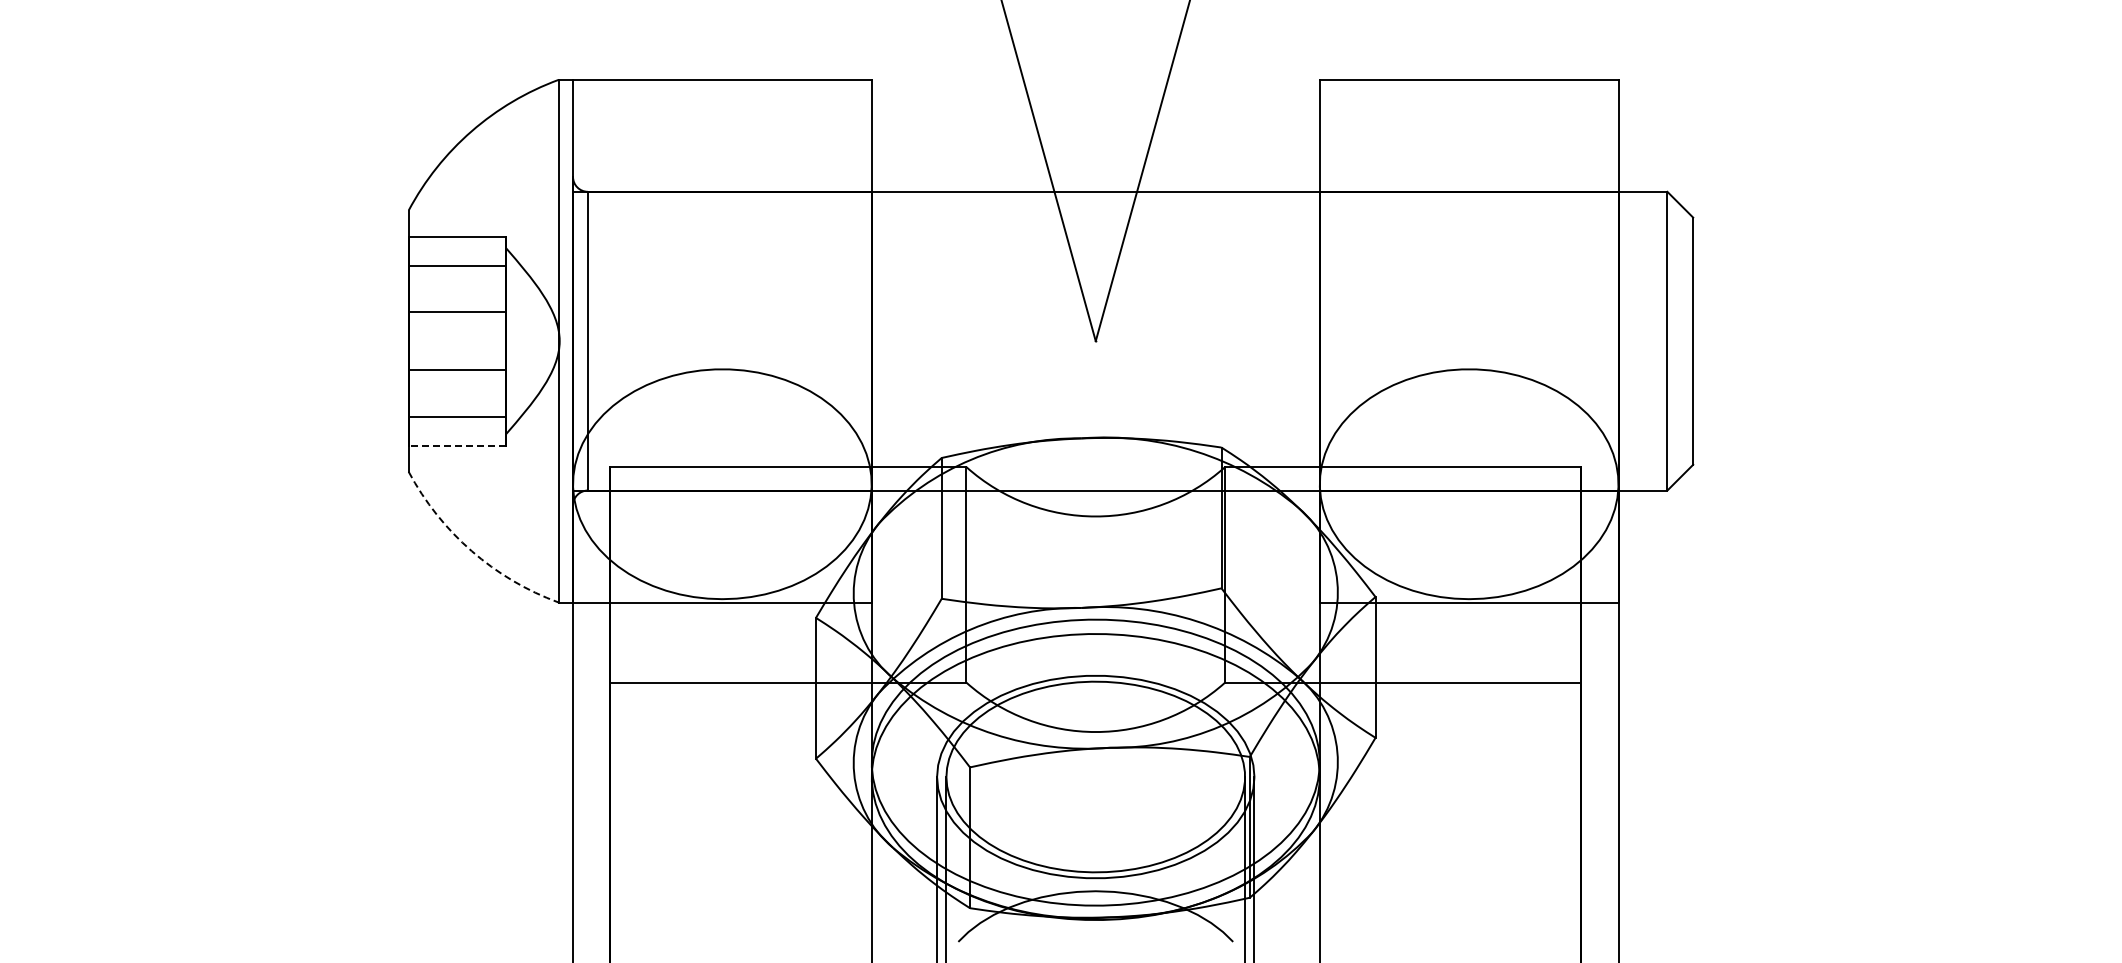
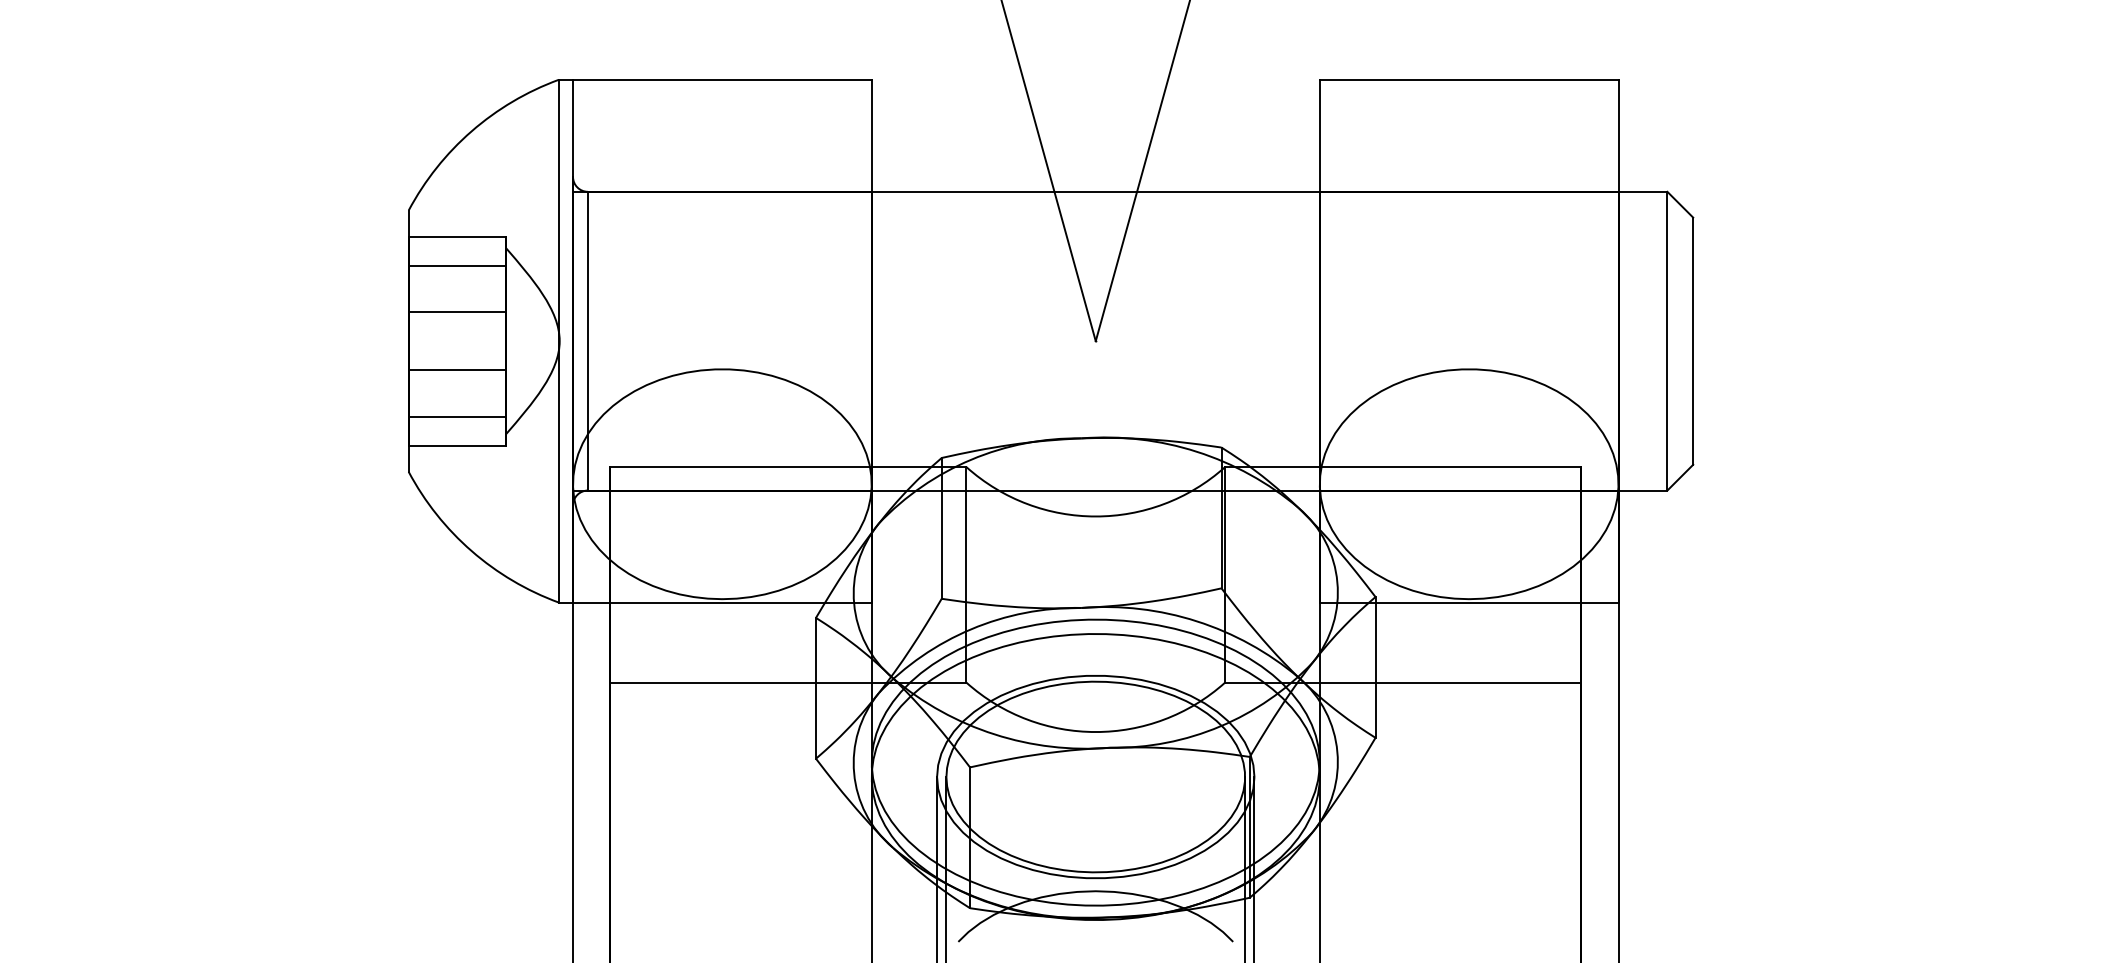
line: dashed -> solid (457, 445)
arc: dashed -> solid (471, 551)
